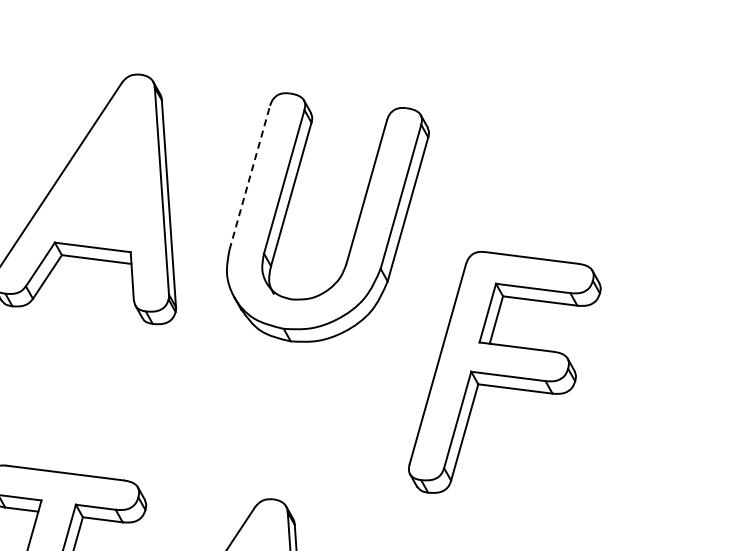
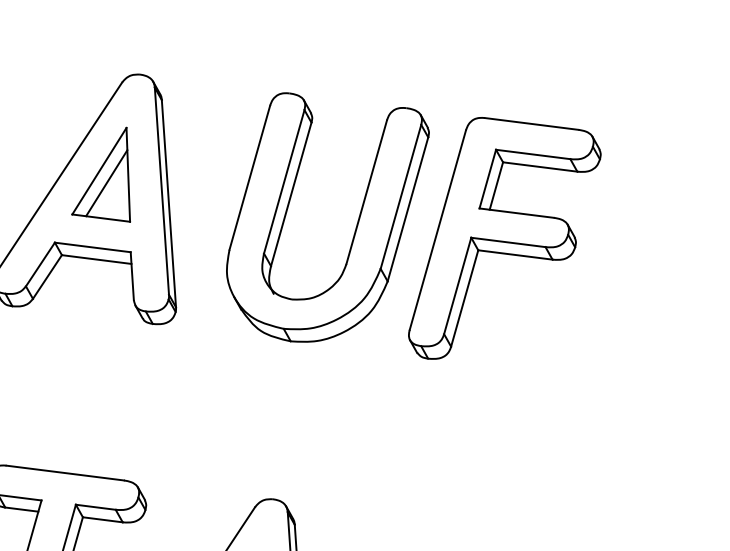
part: none -> present (100, 174)
line: dashed -> solid (249, 177)
part position: (504, 372) -> (504, 238) (504, 238)
